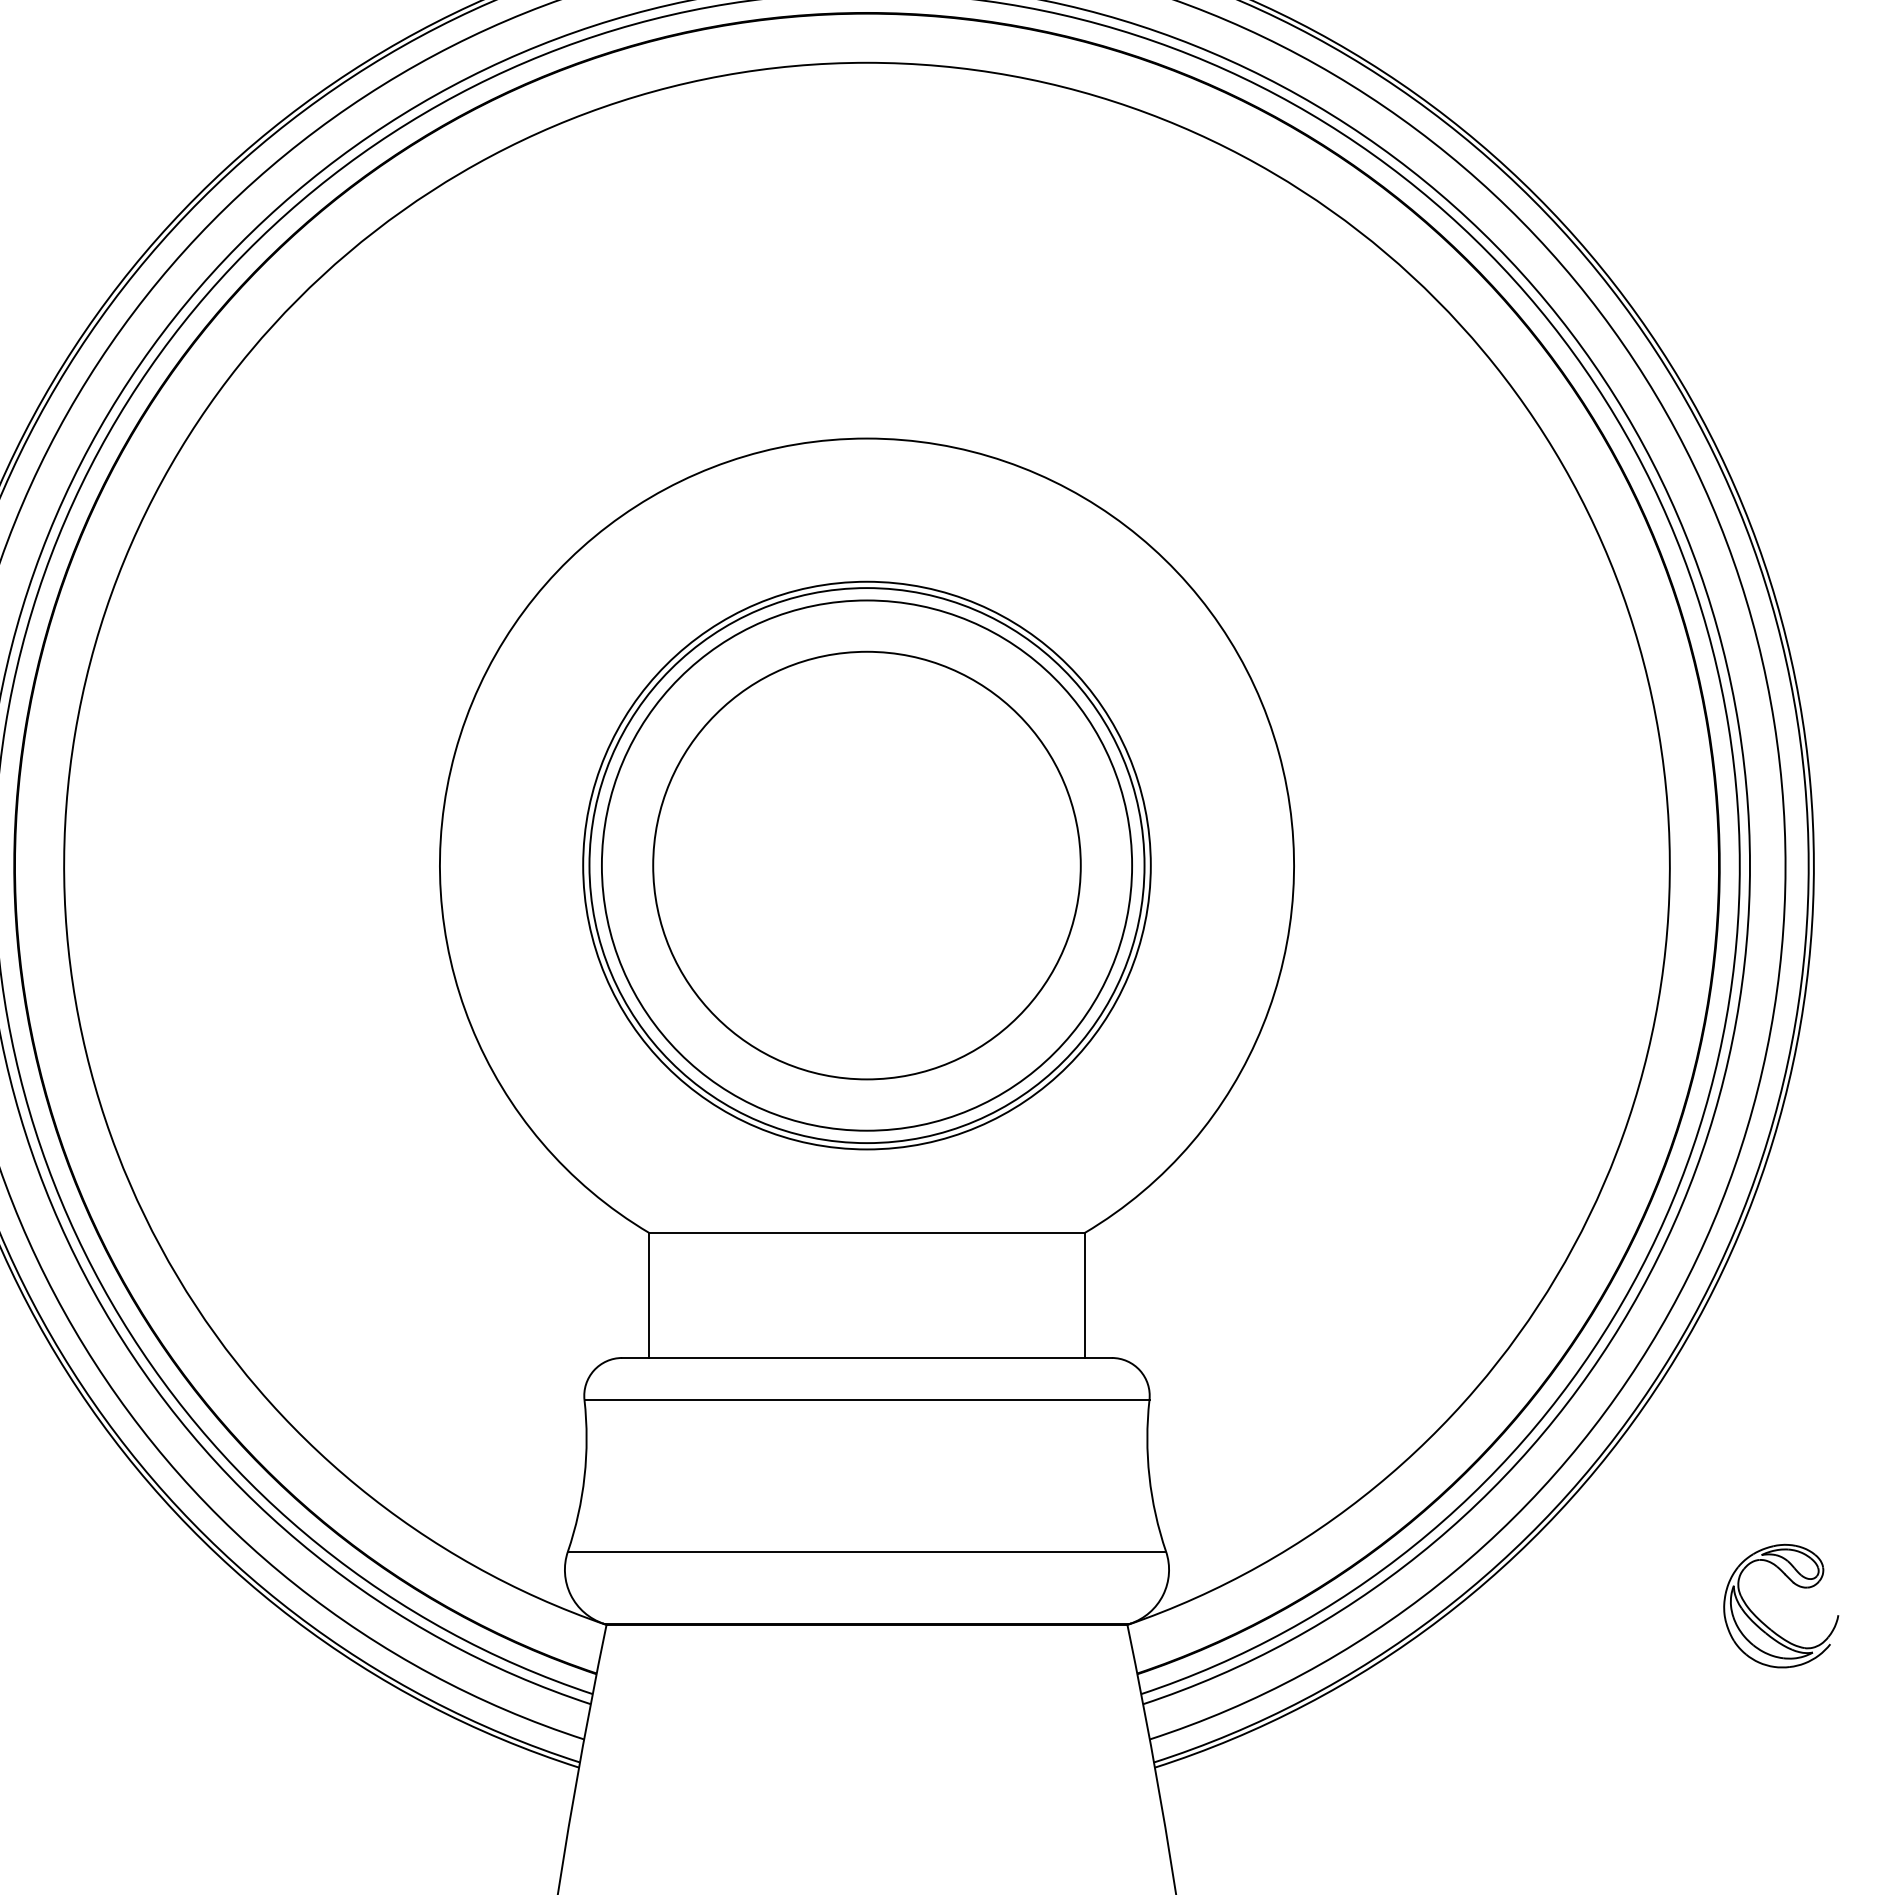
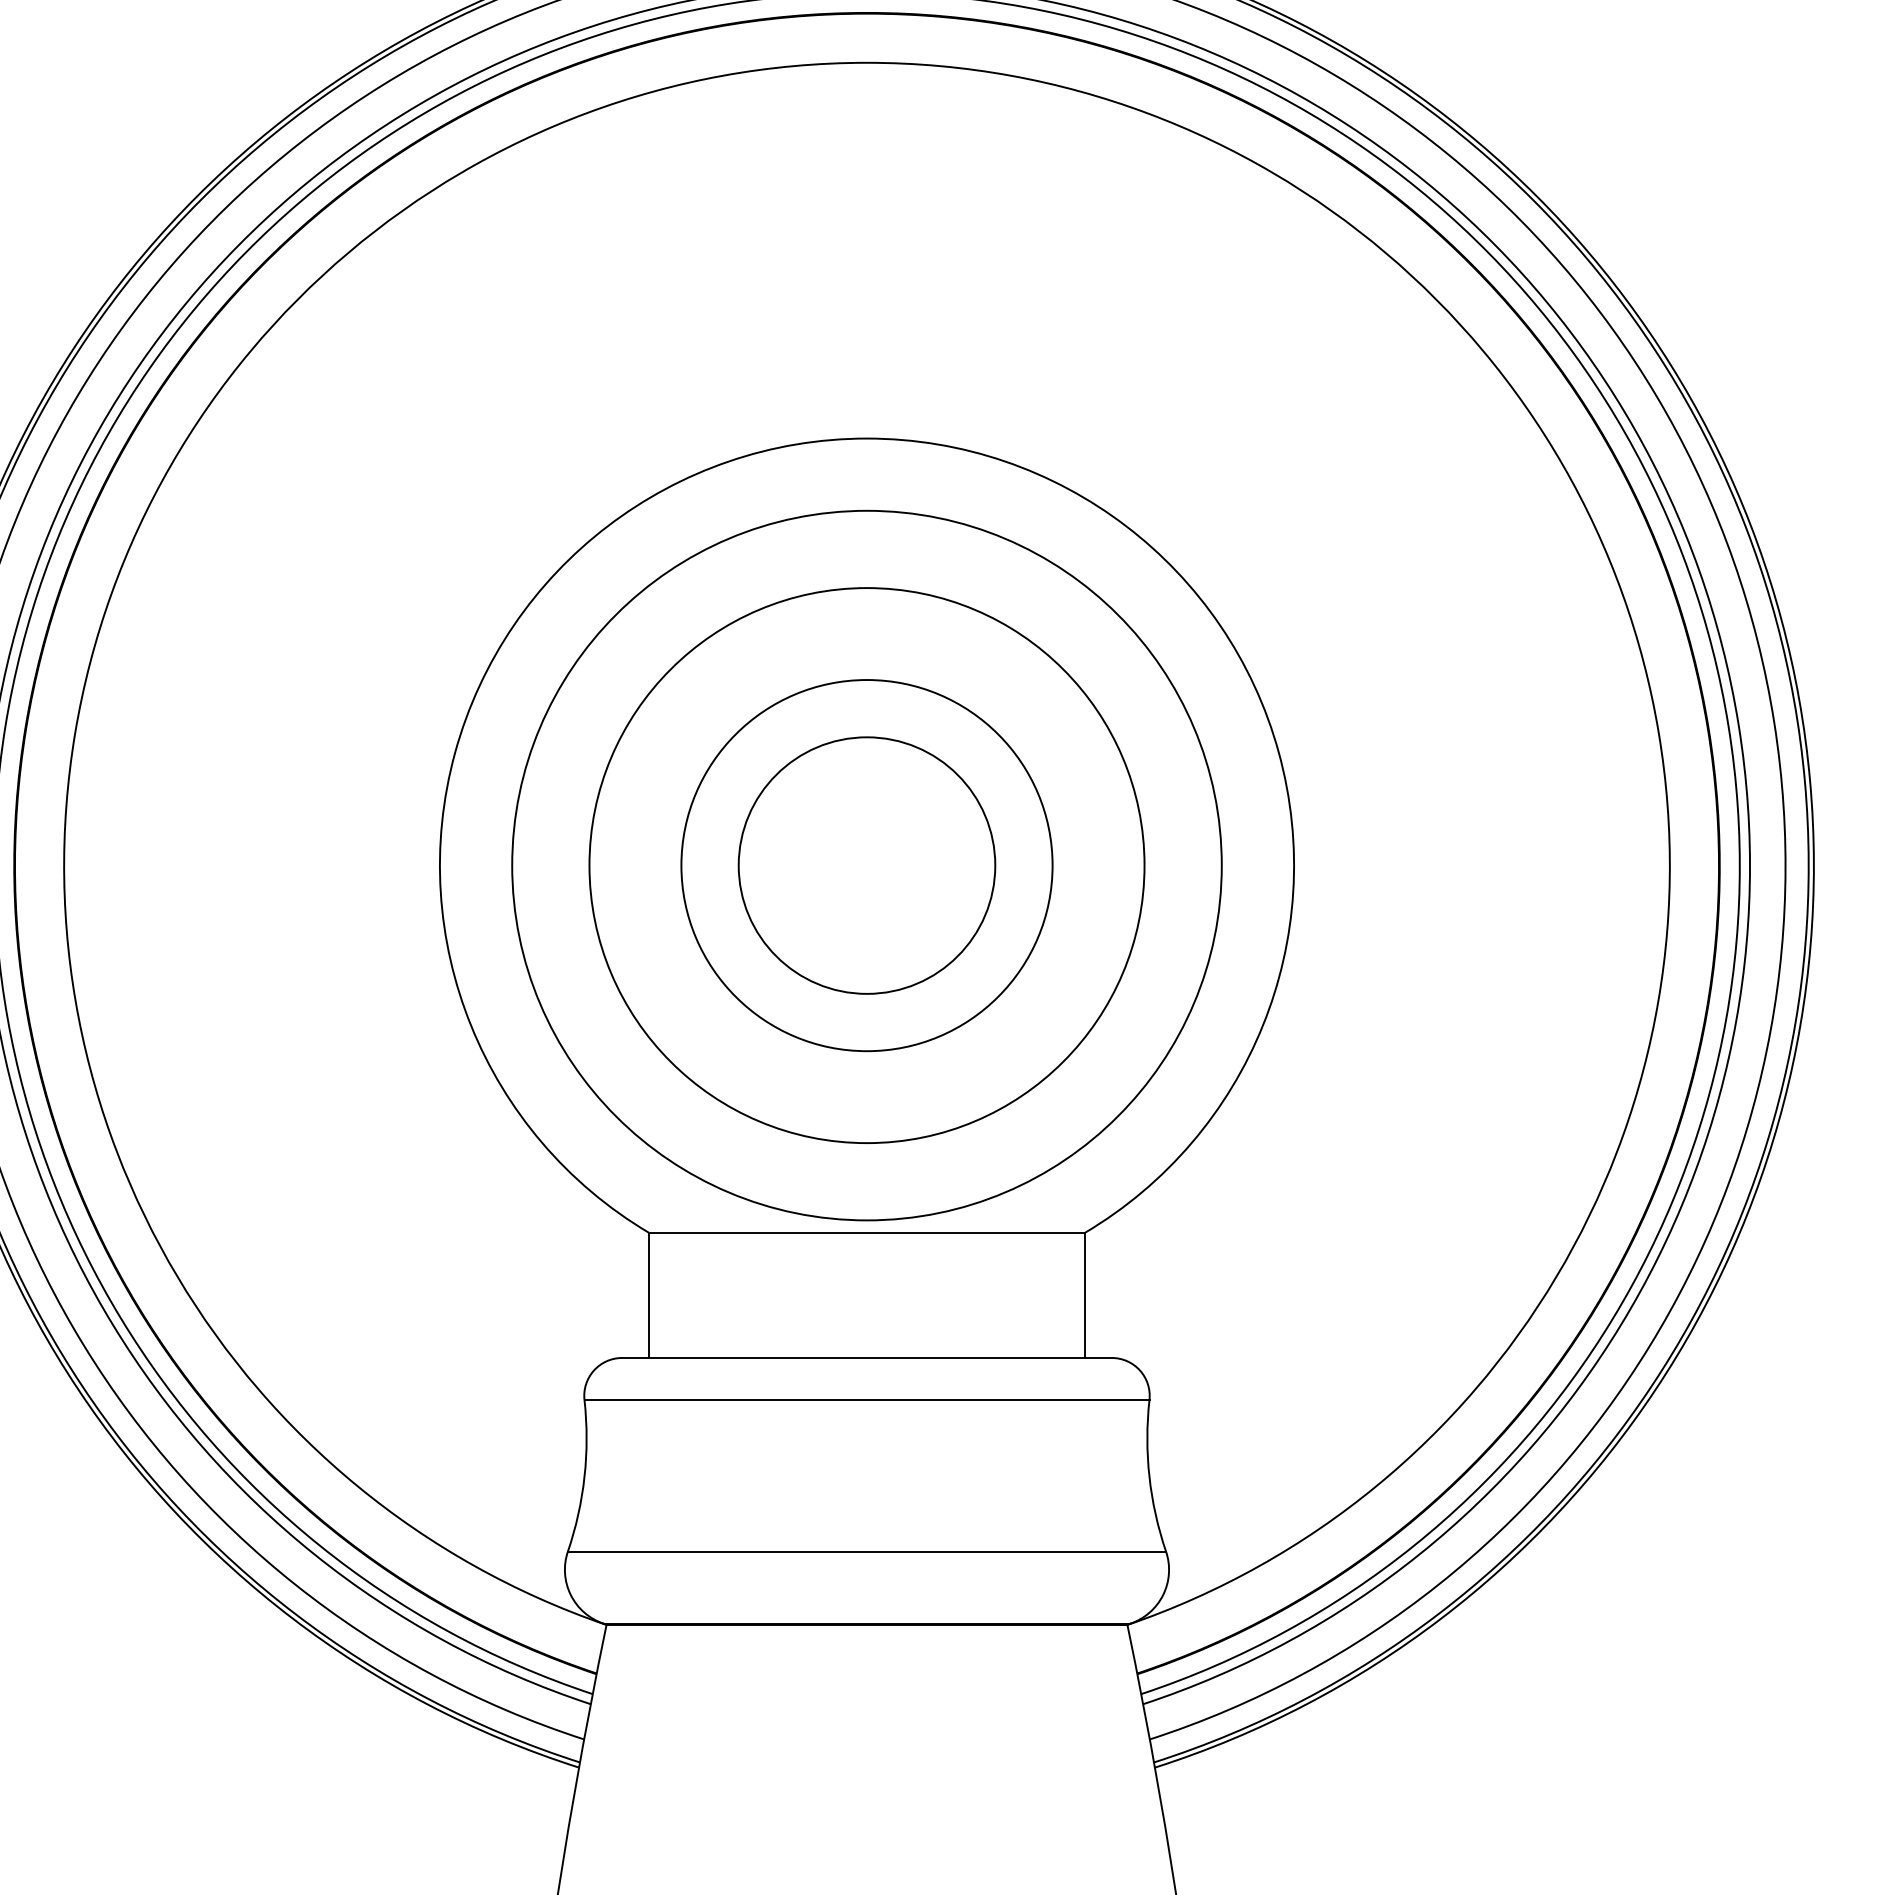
circle diameter: 428 px -> 257 px (866, 865)
circle diameter: 530 px -> 371 px (866, 865)
circle diameter: 568 px -> 710 px (866, 865)
part: present -> none (1766, 1624)
